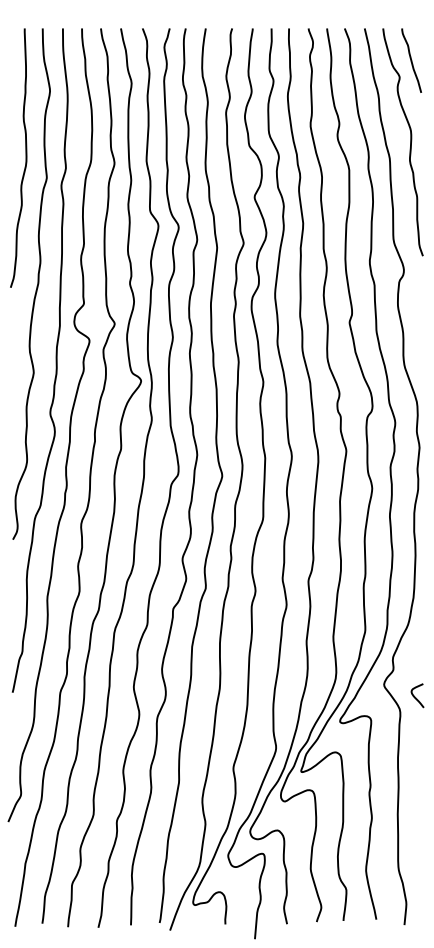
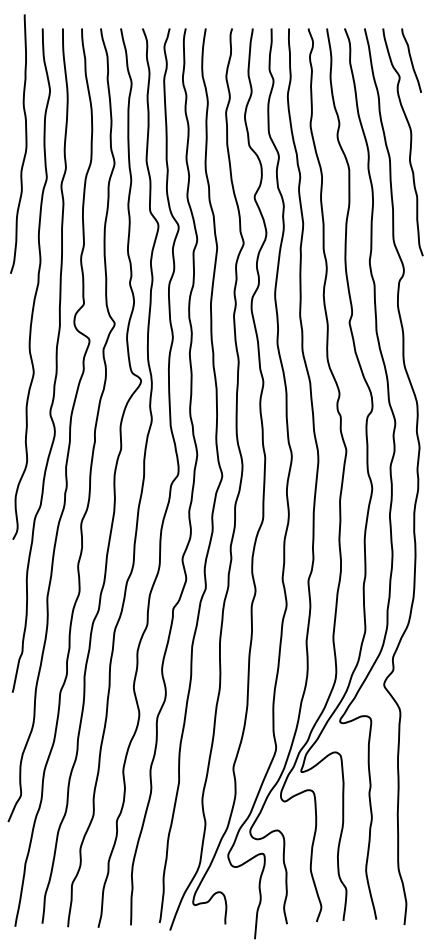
curve position: (25, 157) -> (25, 143) (25, 143)
curve: present -> none (415, 696)
